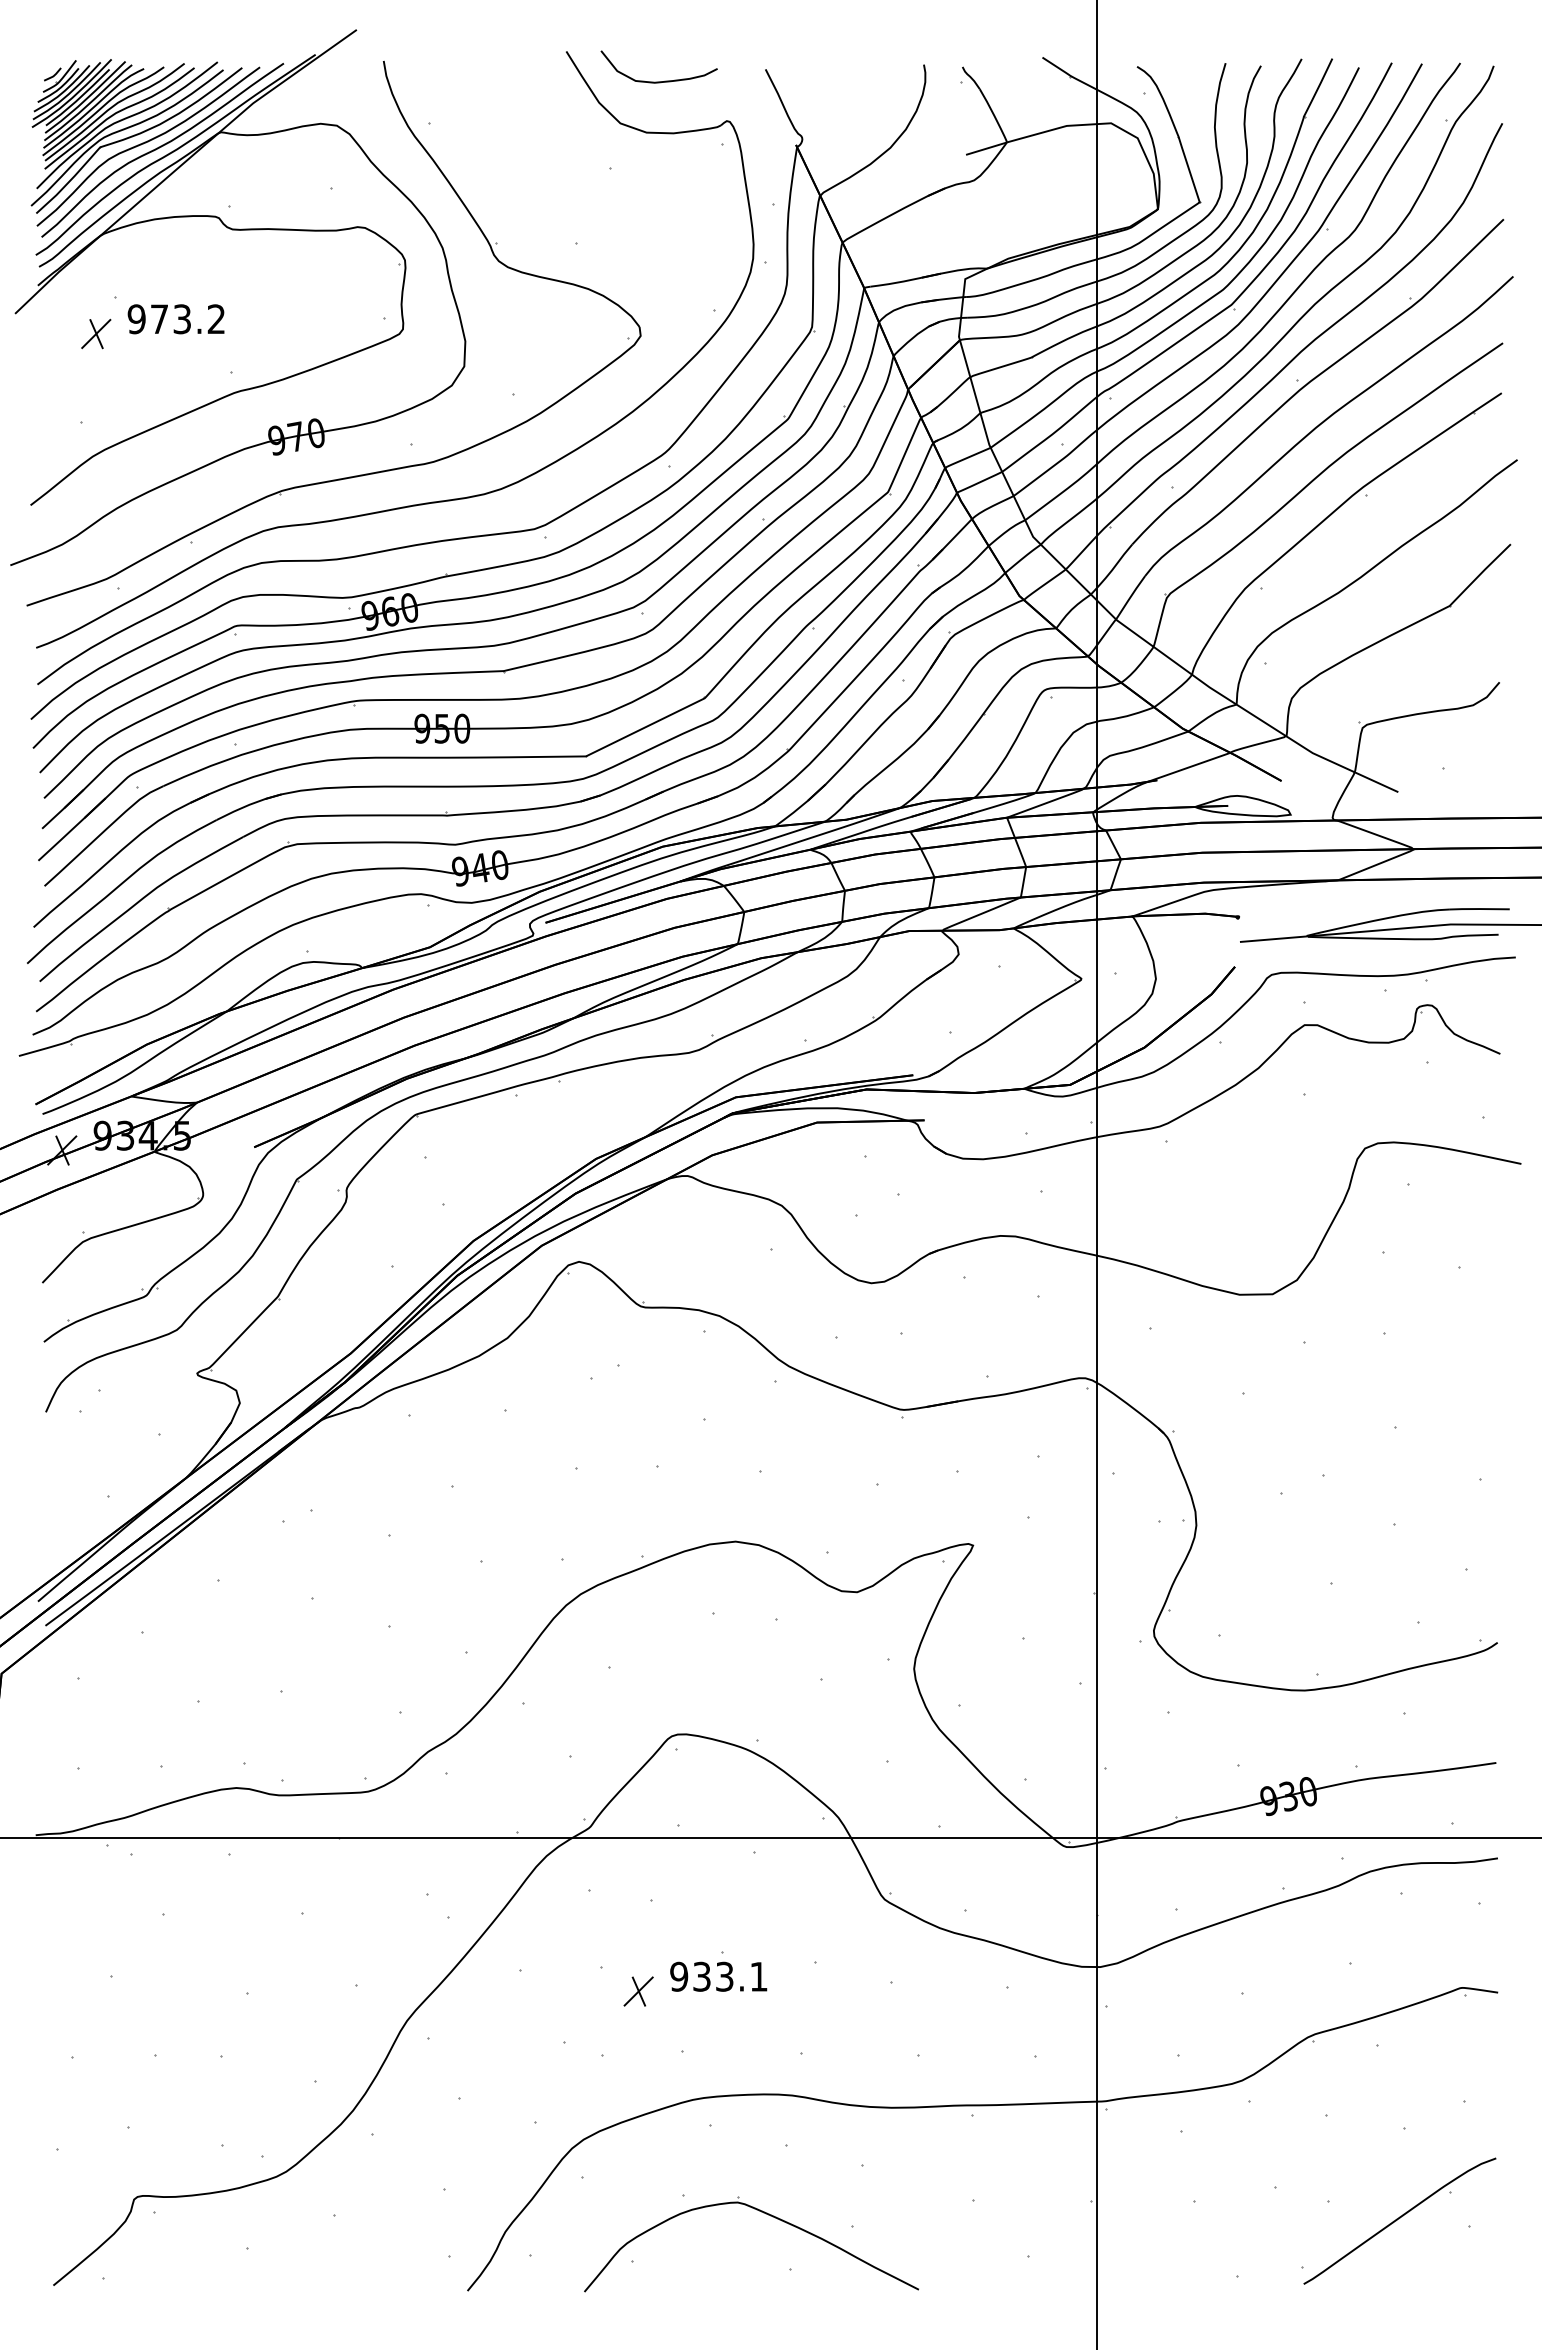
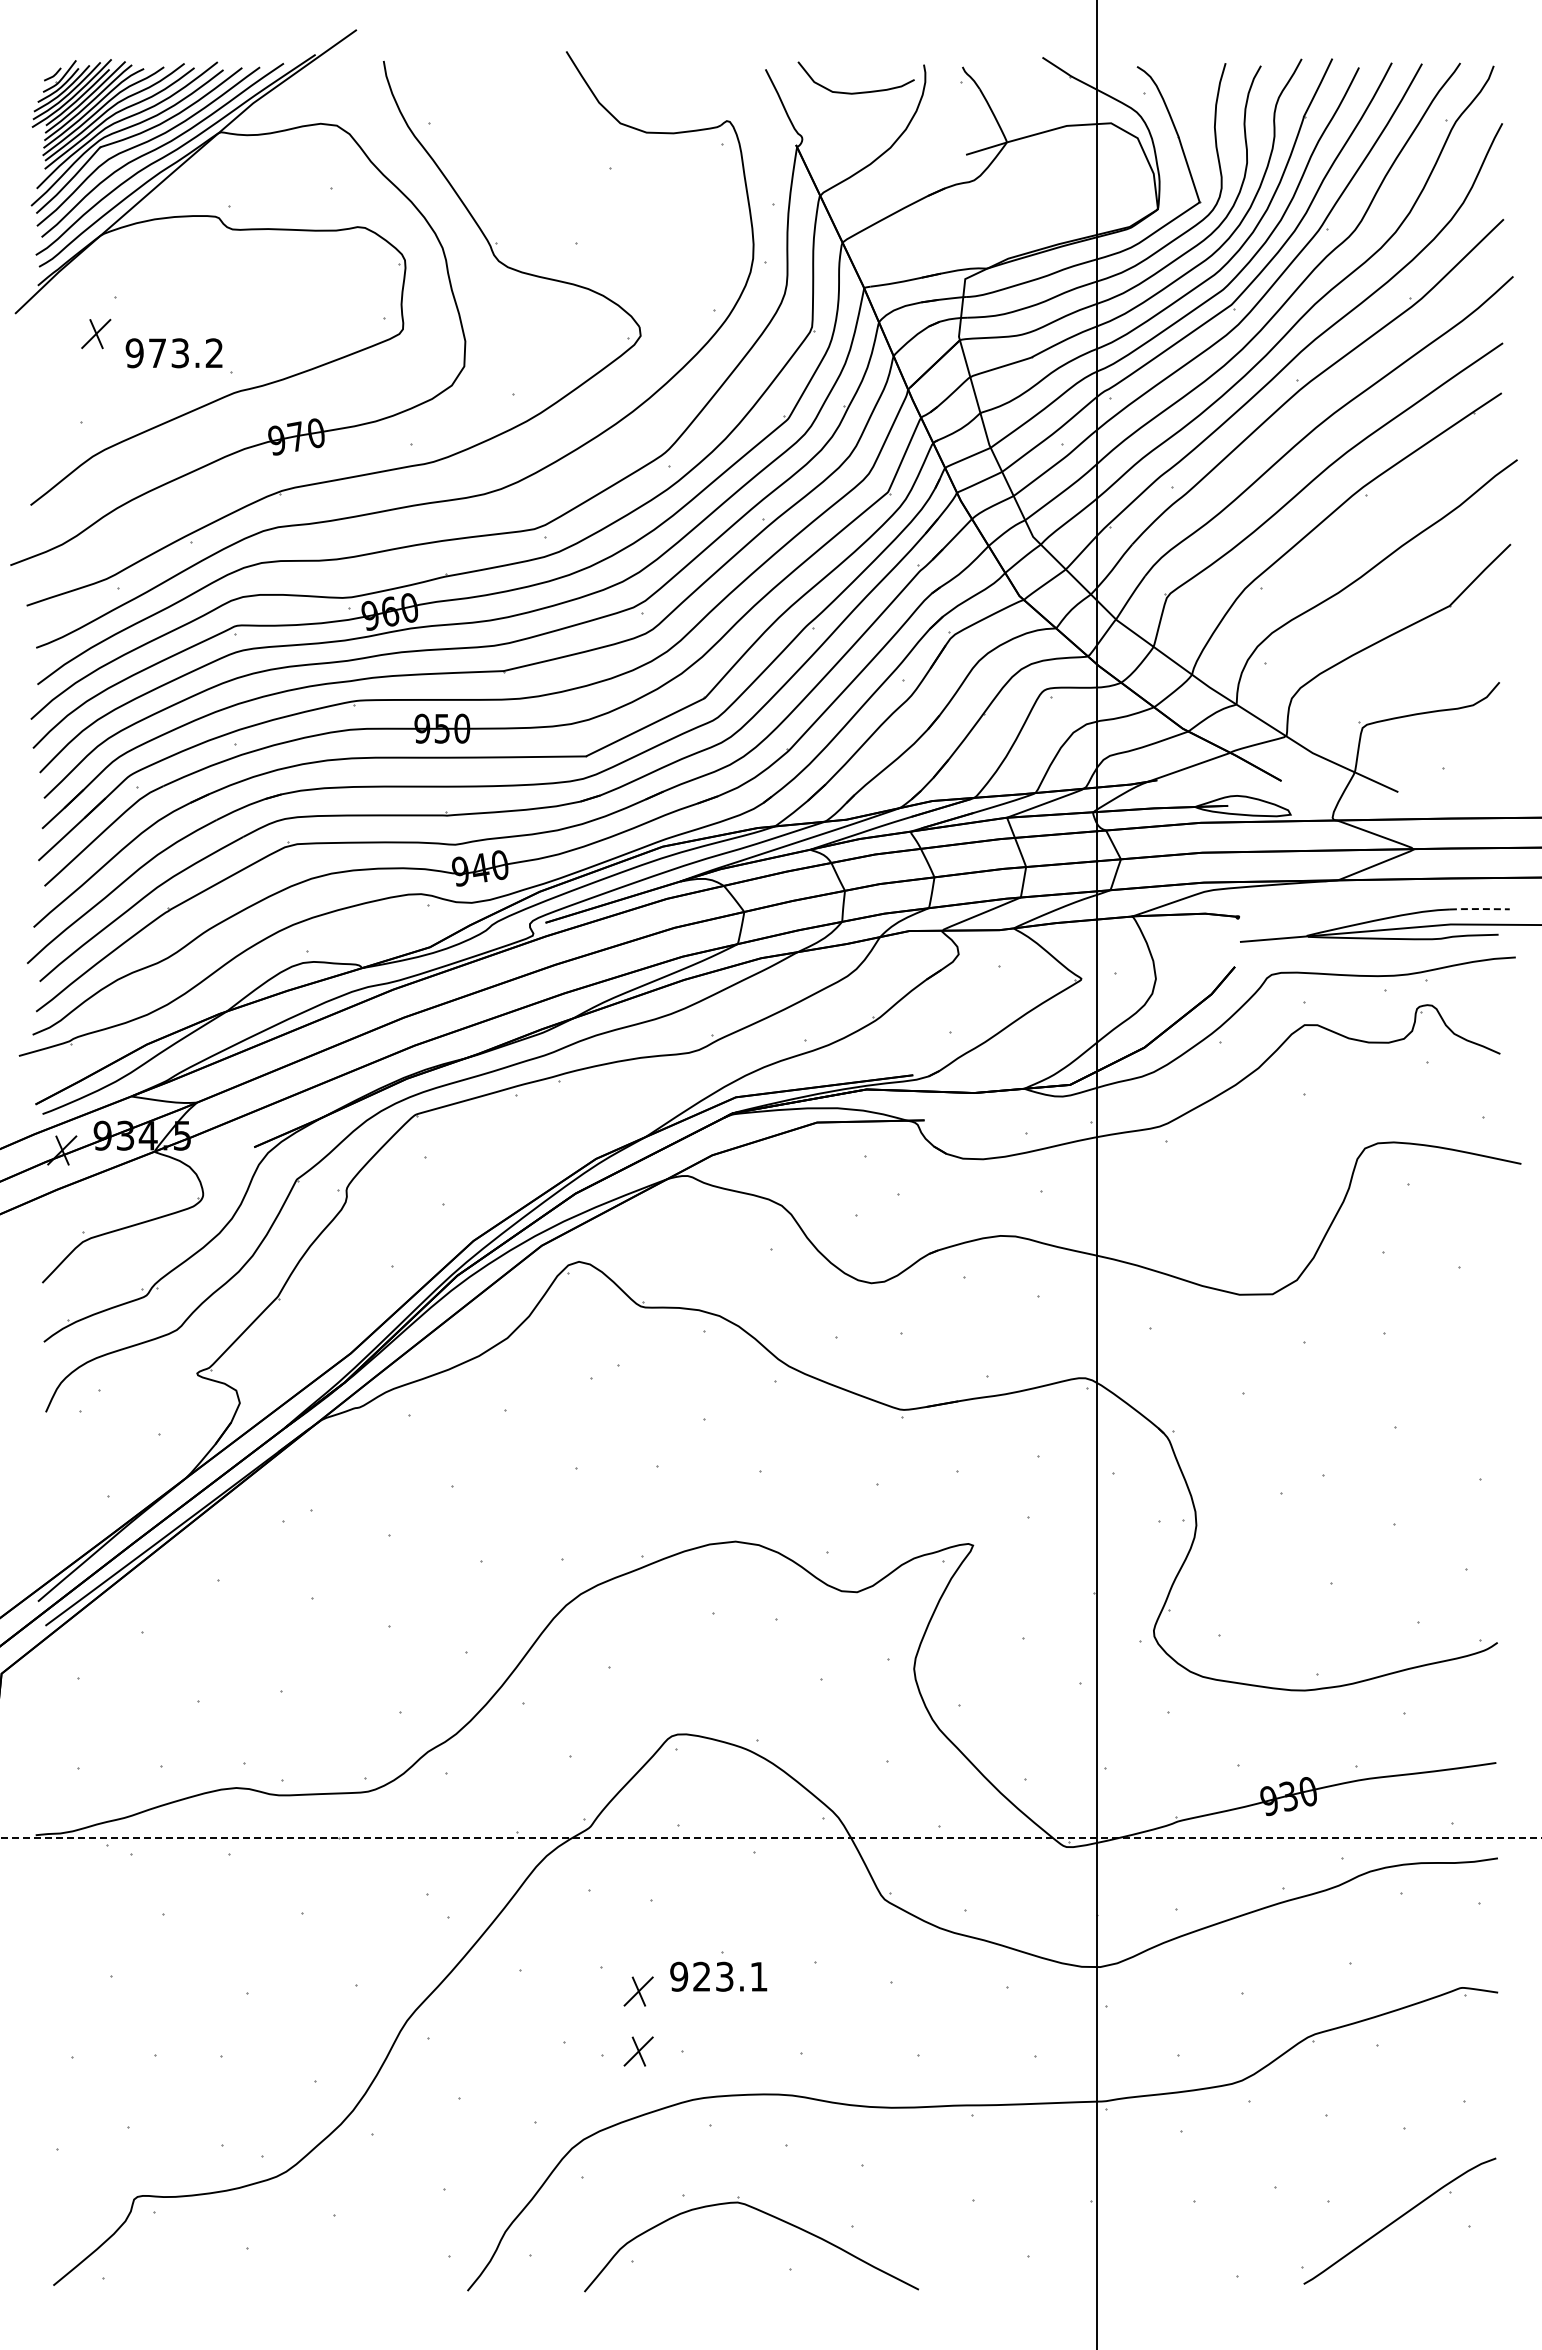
curve position: (658, 81) -> (855, 92) (855, 92)
text position: (175, 319) -> (173, 353) (173, 353)
line: solid -> dashed (1479, 909)
line: solid -> dashed (770, 1838)
text: 933.1 -> 923.1 (701, 1976)
part: none -> present (638, 2051)
